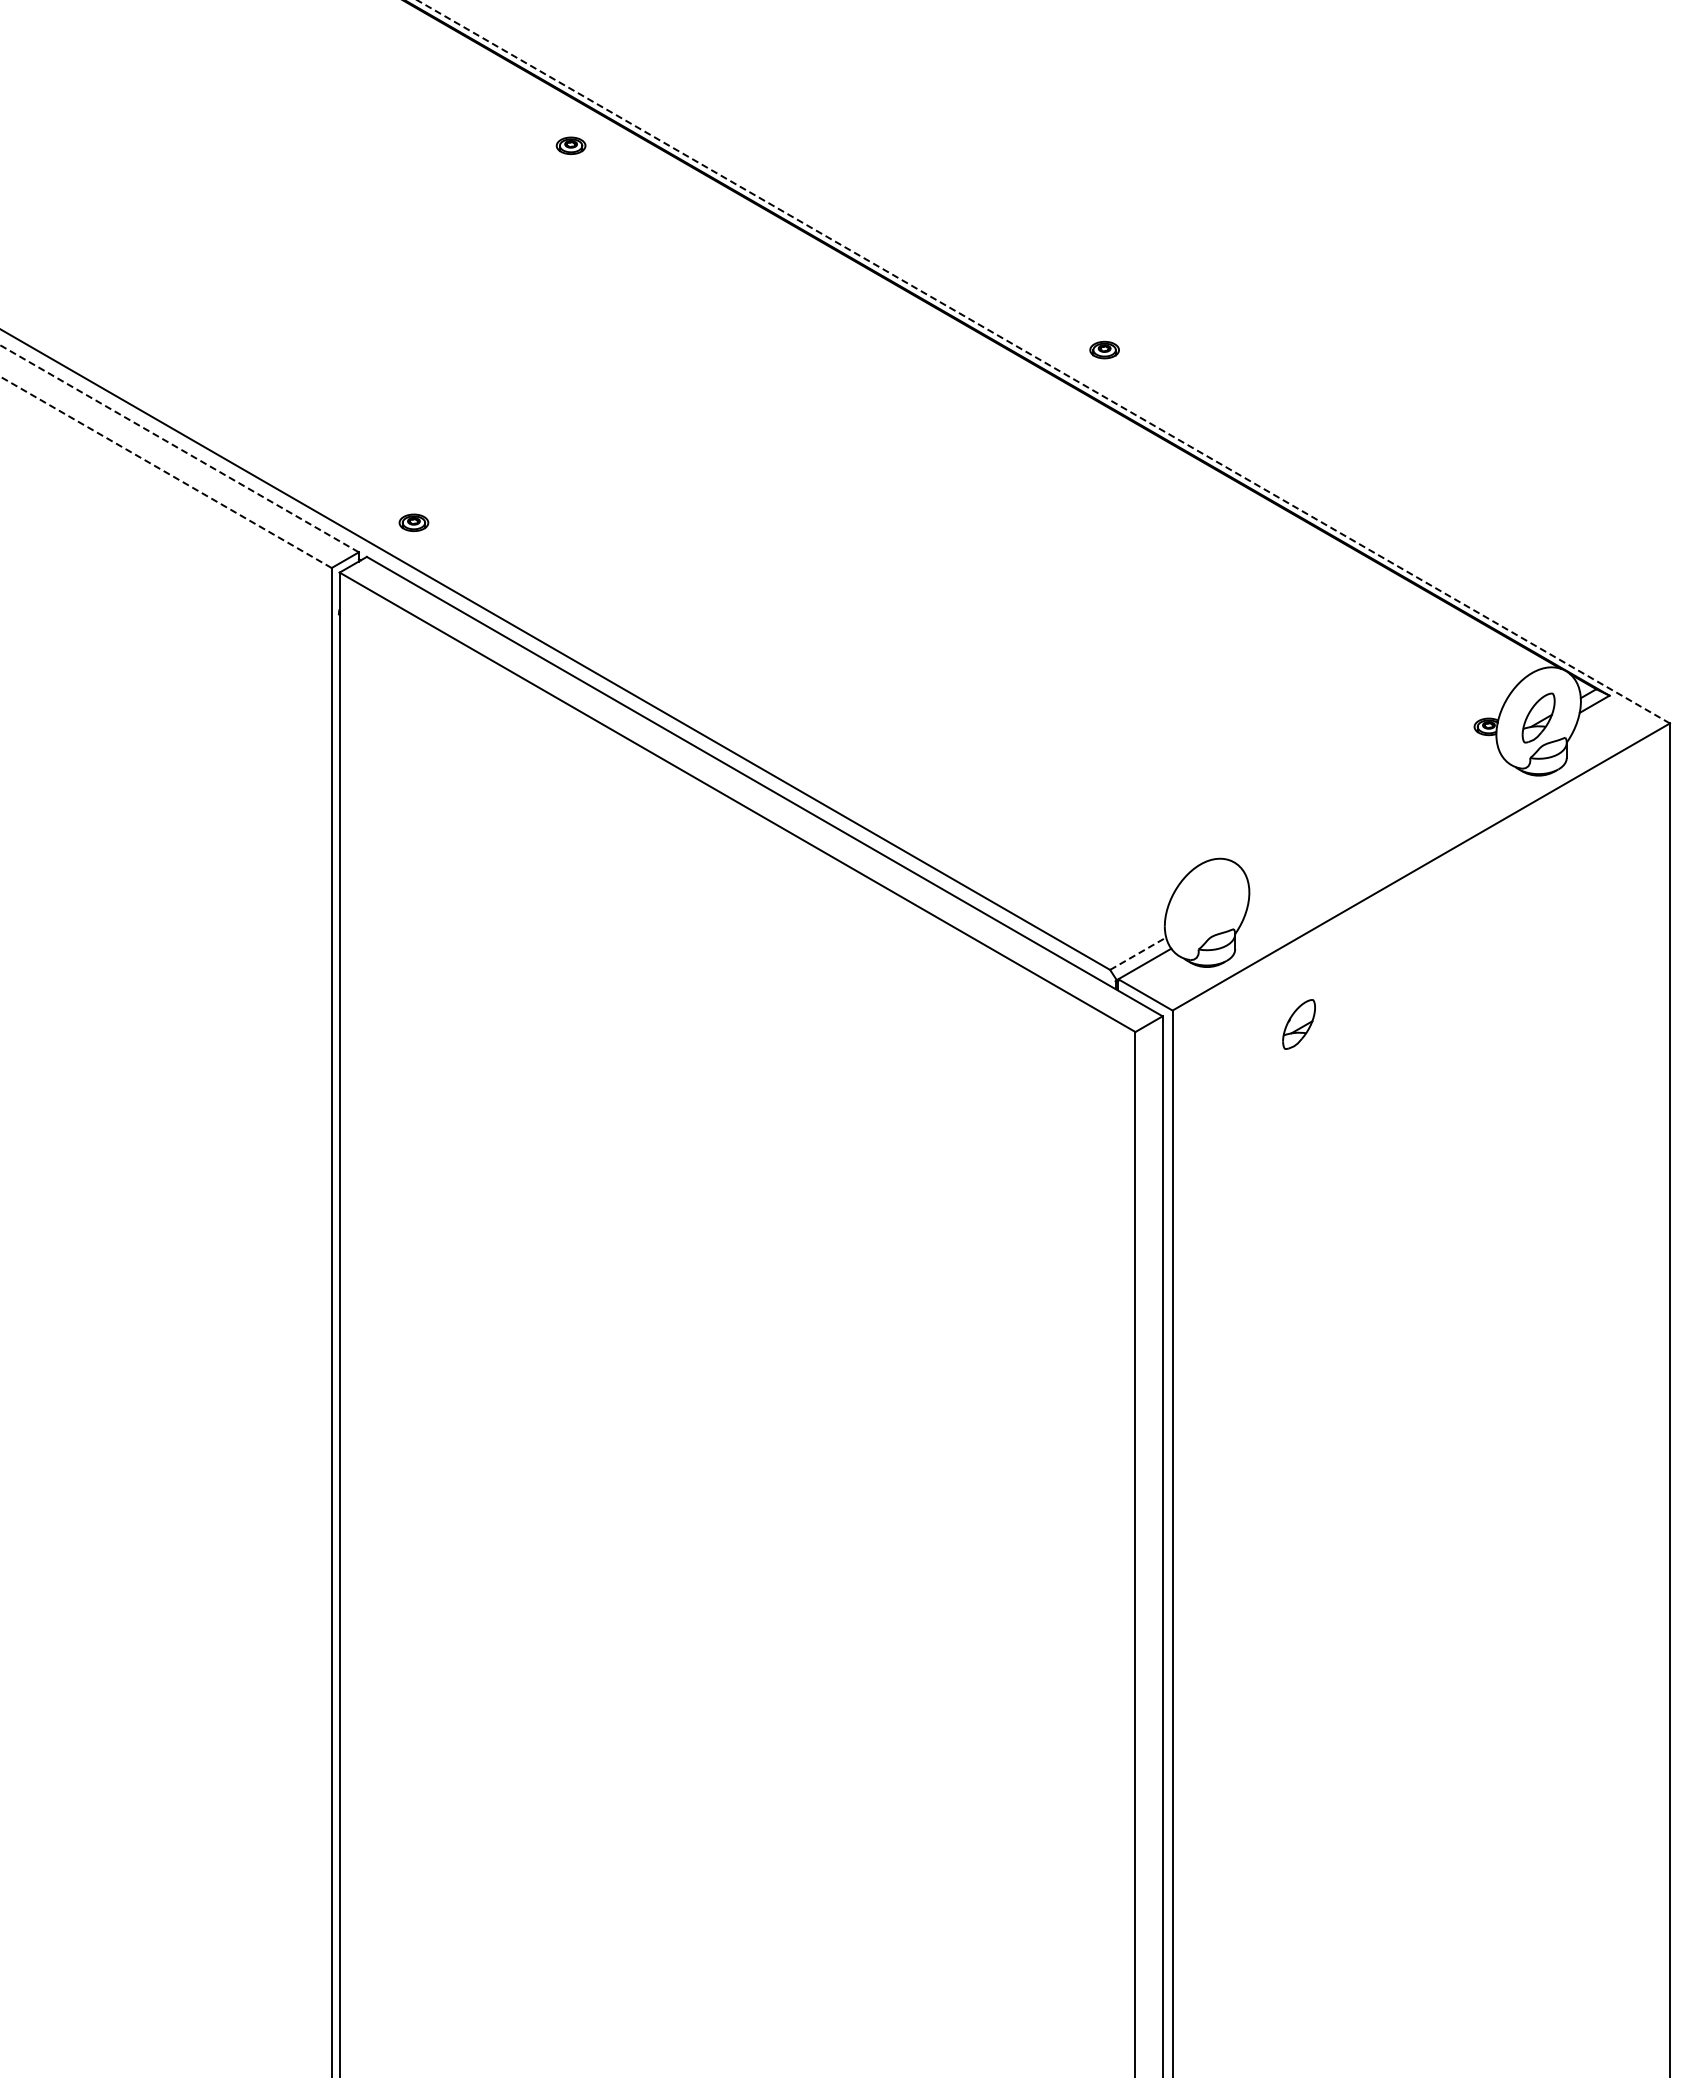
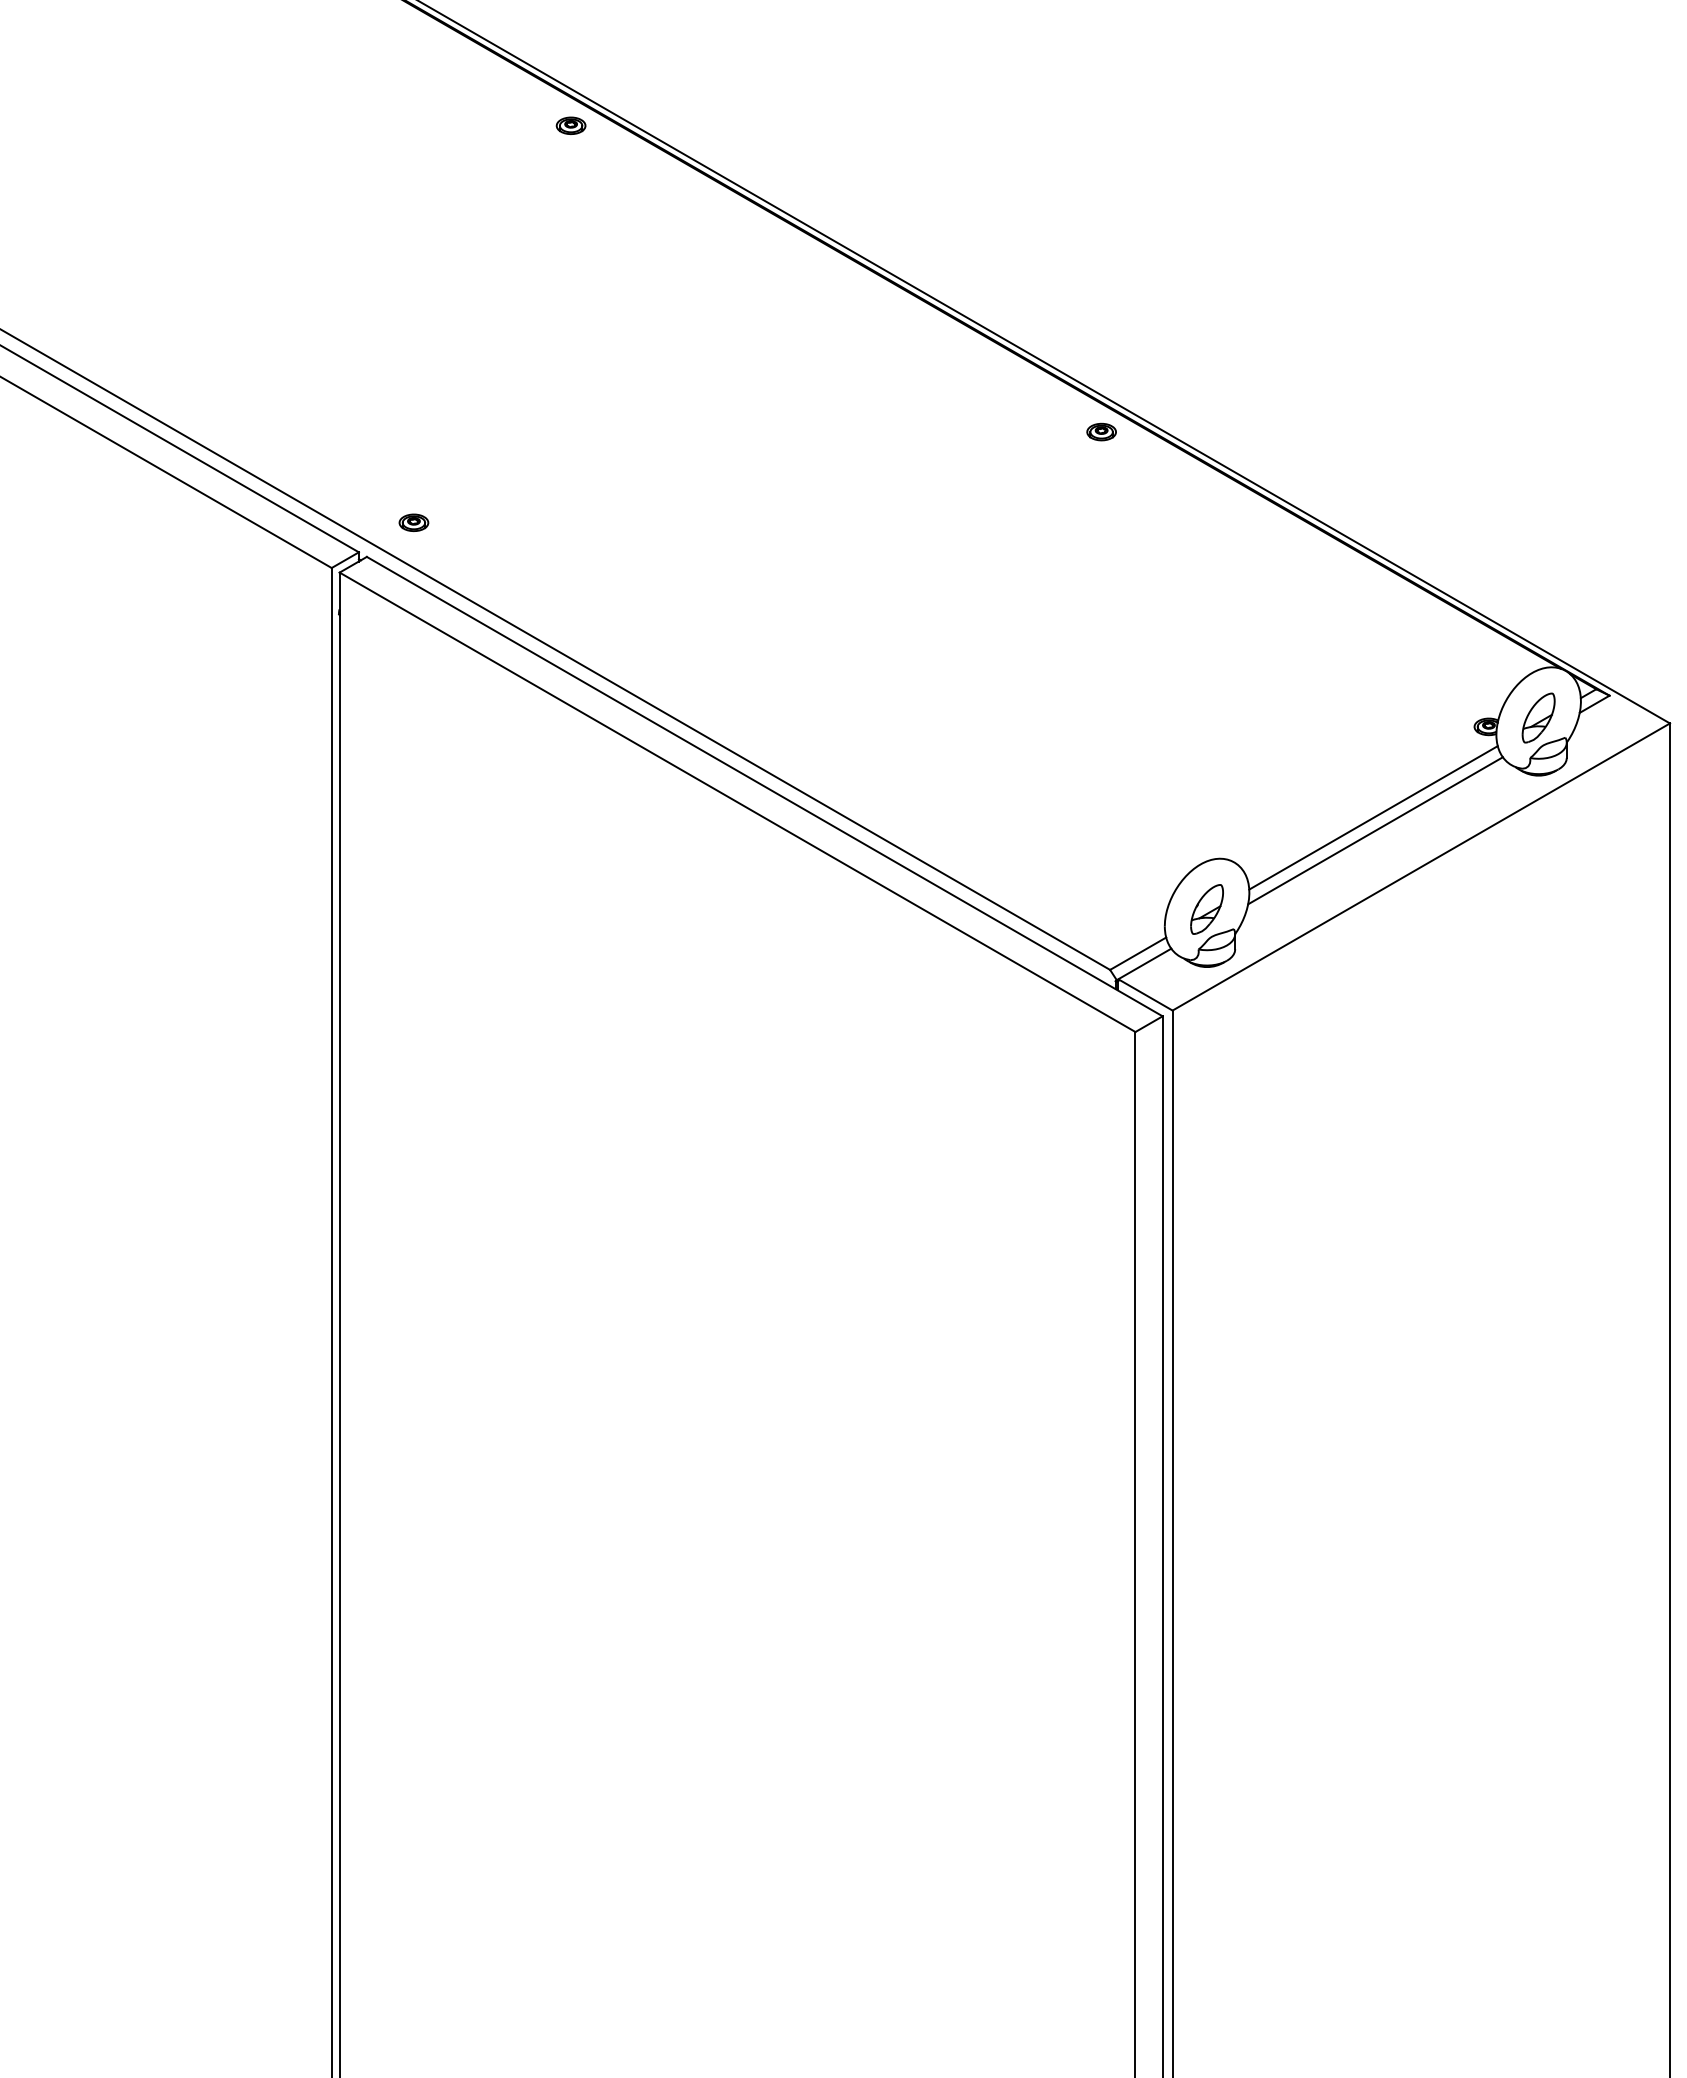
part position: (570, 145) -> (570, 125) (570, 125)
part position: (1104, 349) -> (1101, 431) (1101, 431)
line: dashed -> solid (1043, 361)
line: dashed -> solid (179, 448)
line: dashed -> solid (165, 472)
line: none -> present (1373, 817)
line: none -> present (1375, 830)
line: dashed -> solid (1138, 953)
part position: (1298, 1024) -> (1206, 909) (1206, 909)
